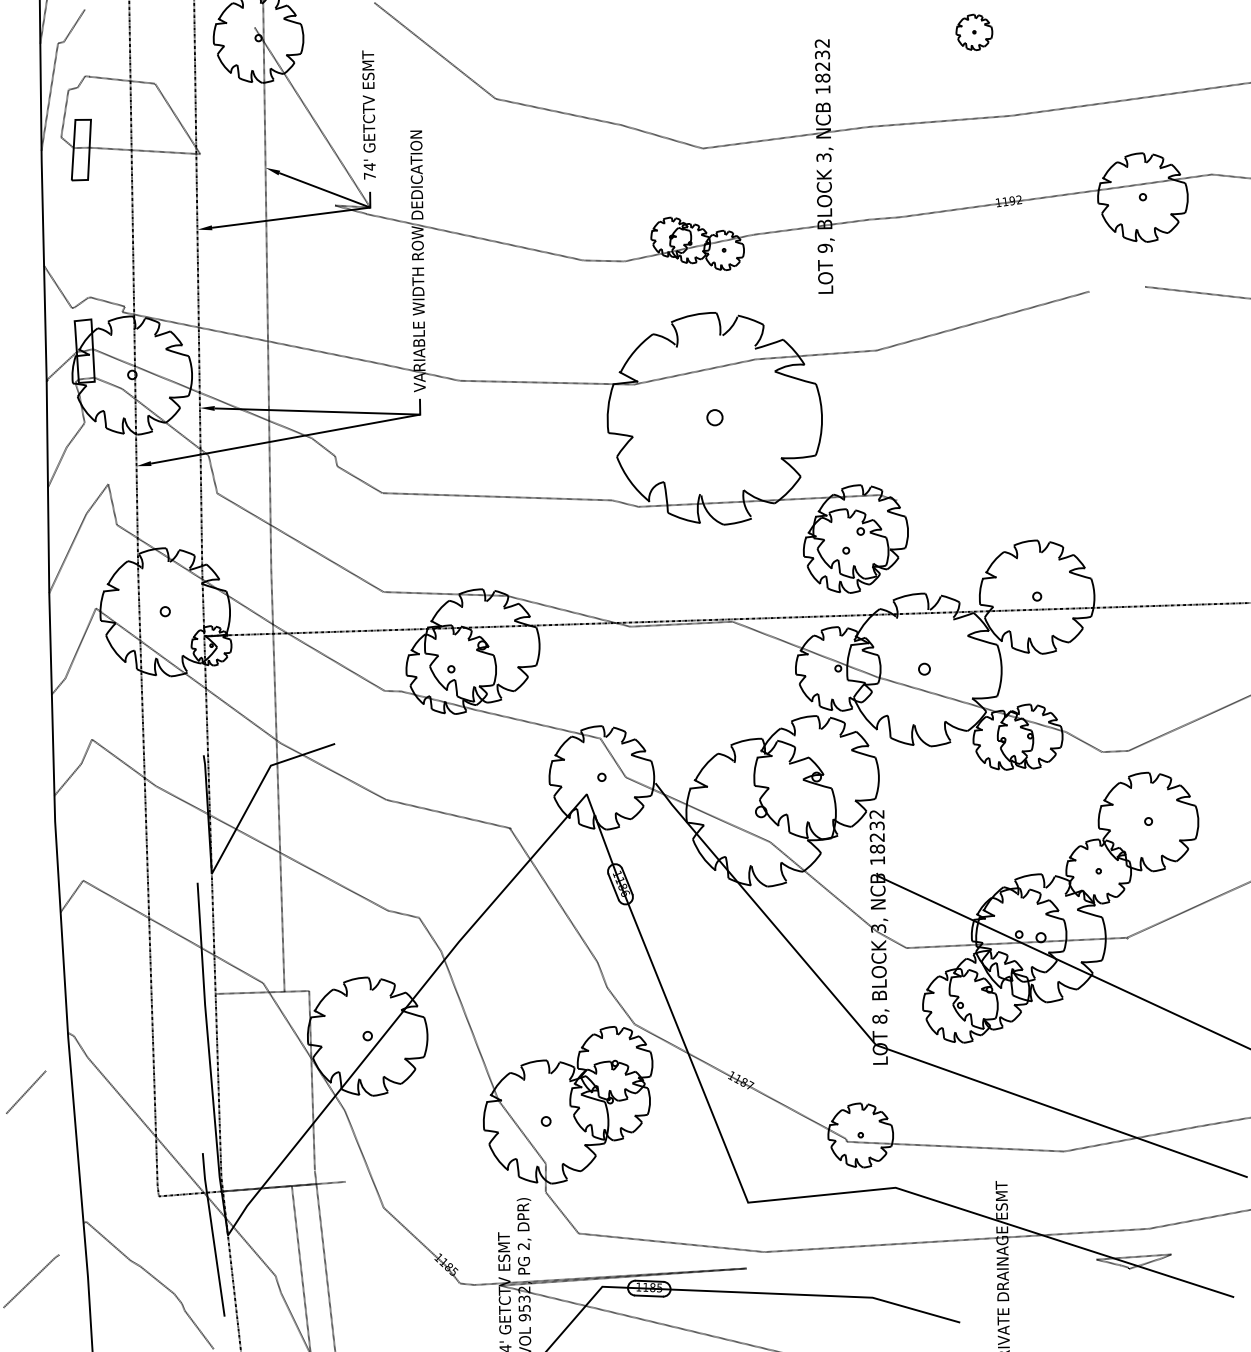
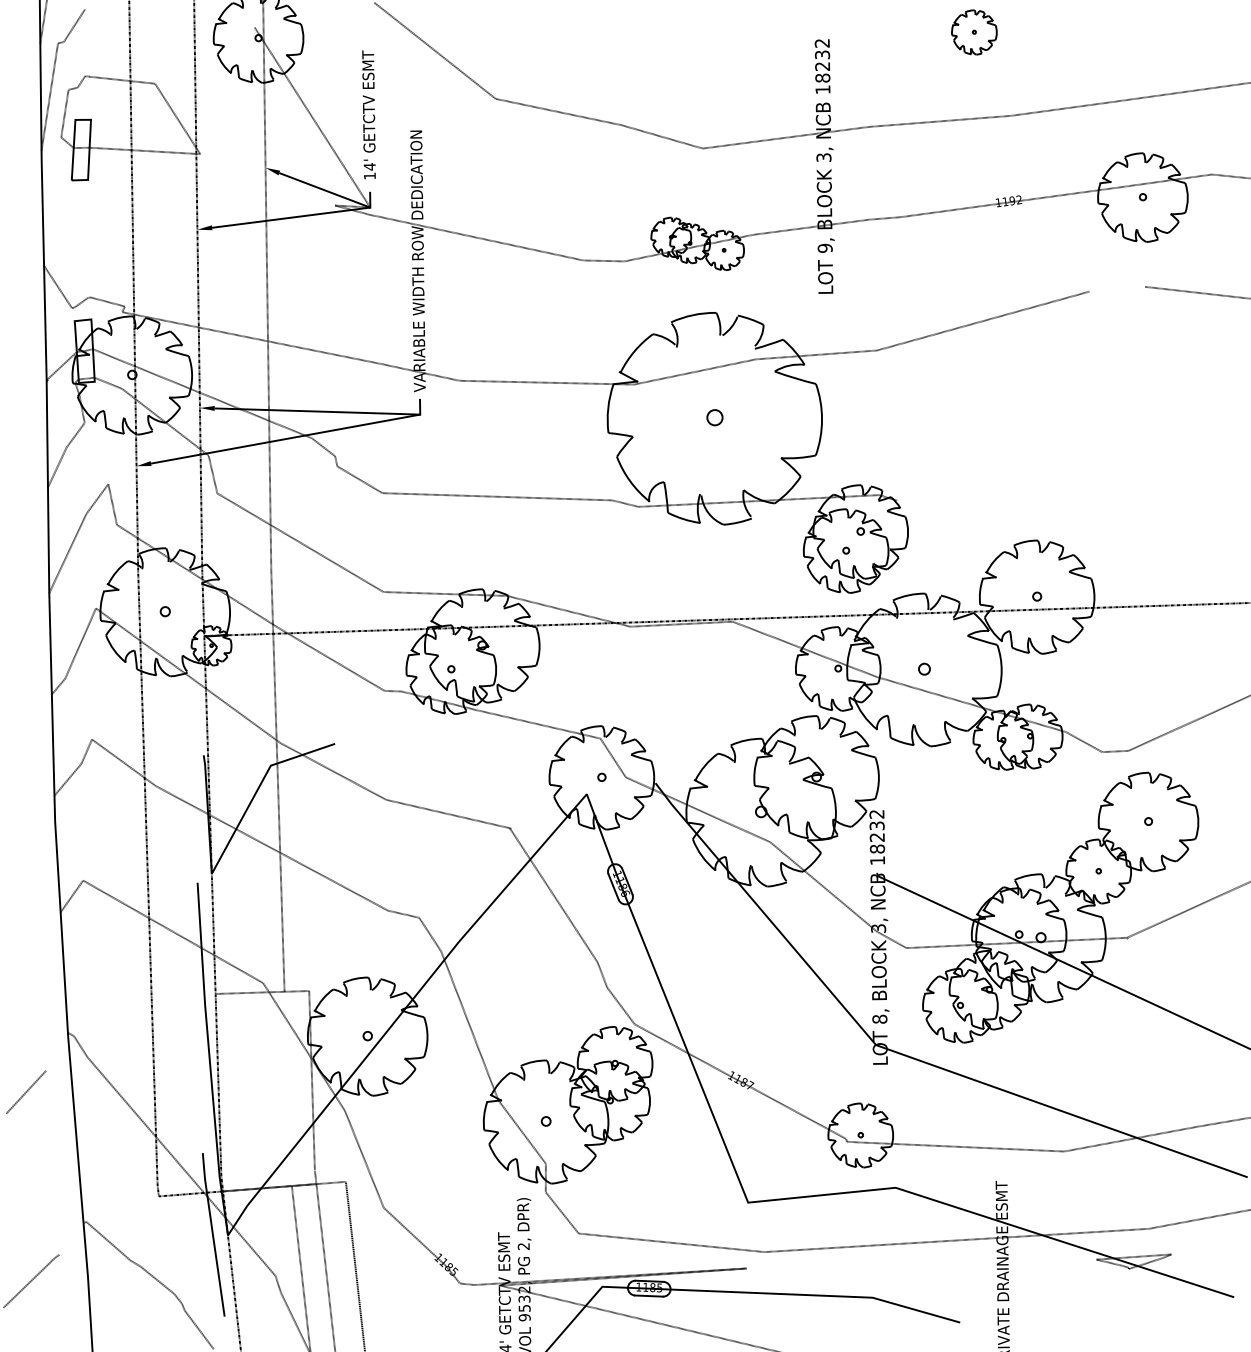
part size: 39x39 px -> 47x47 px (974, 32)
text: 74' -> 14' (369, 175)
line: none -> present (354, 1264)
